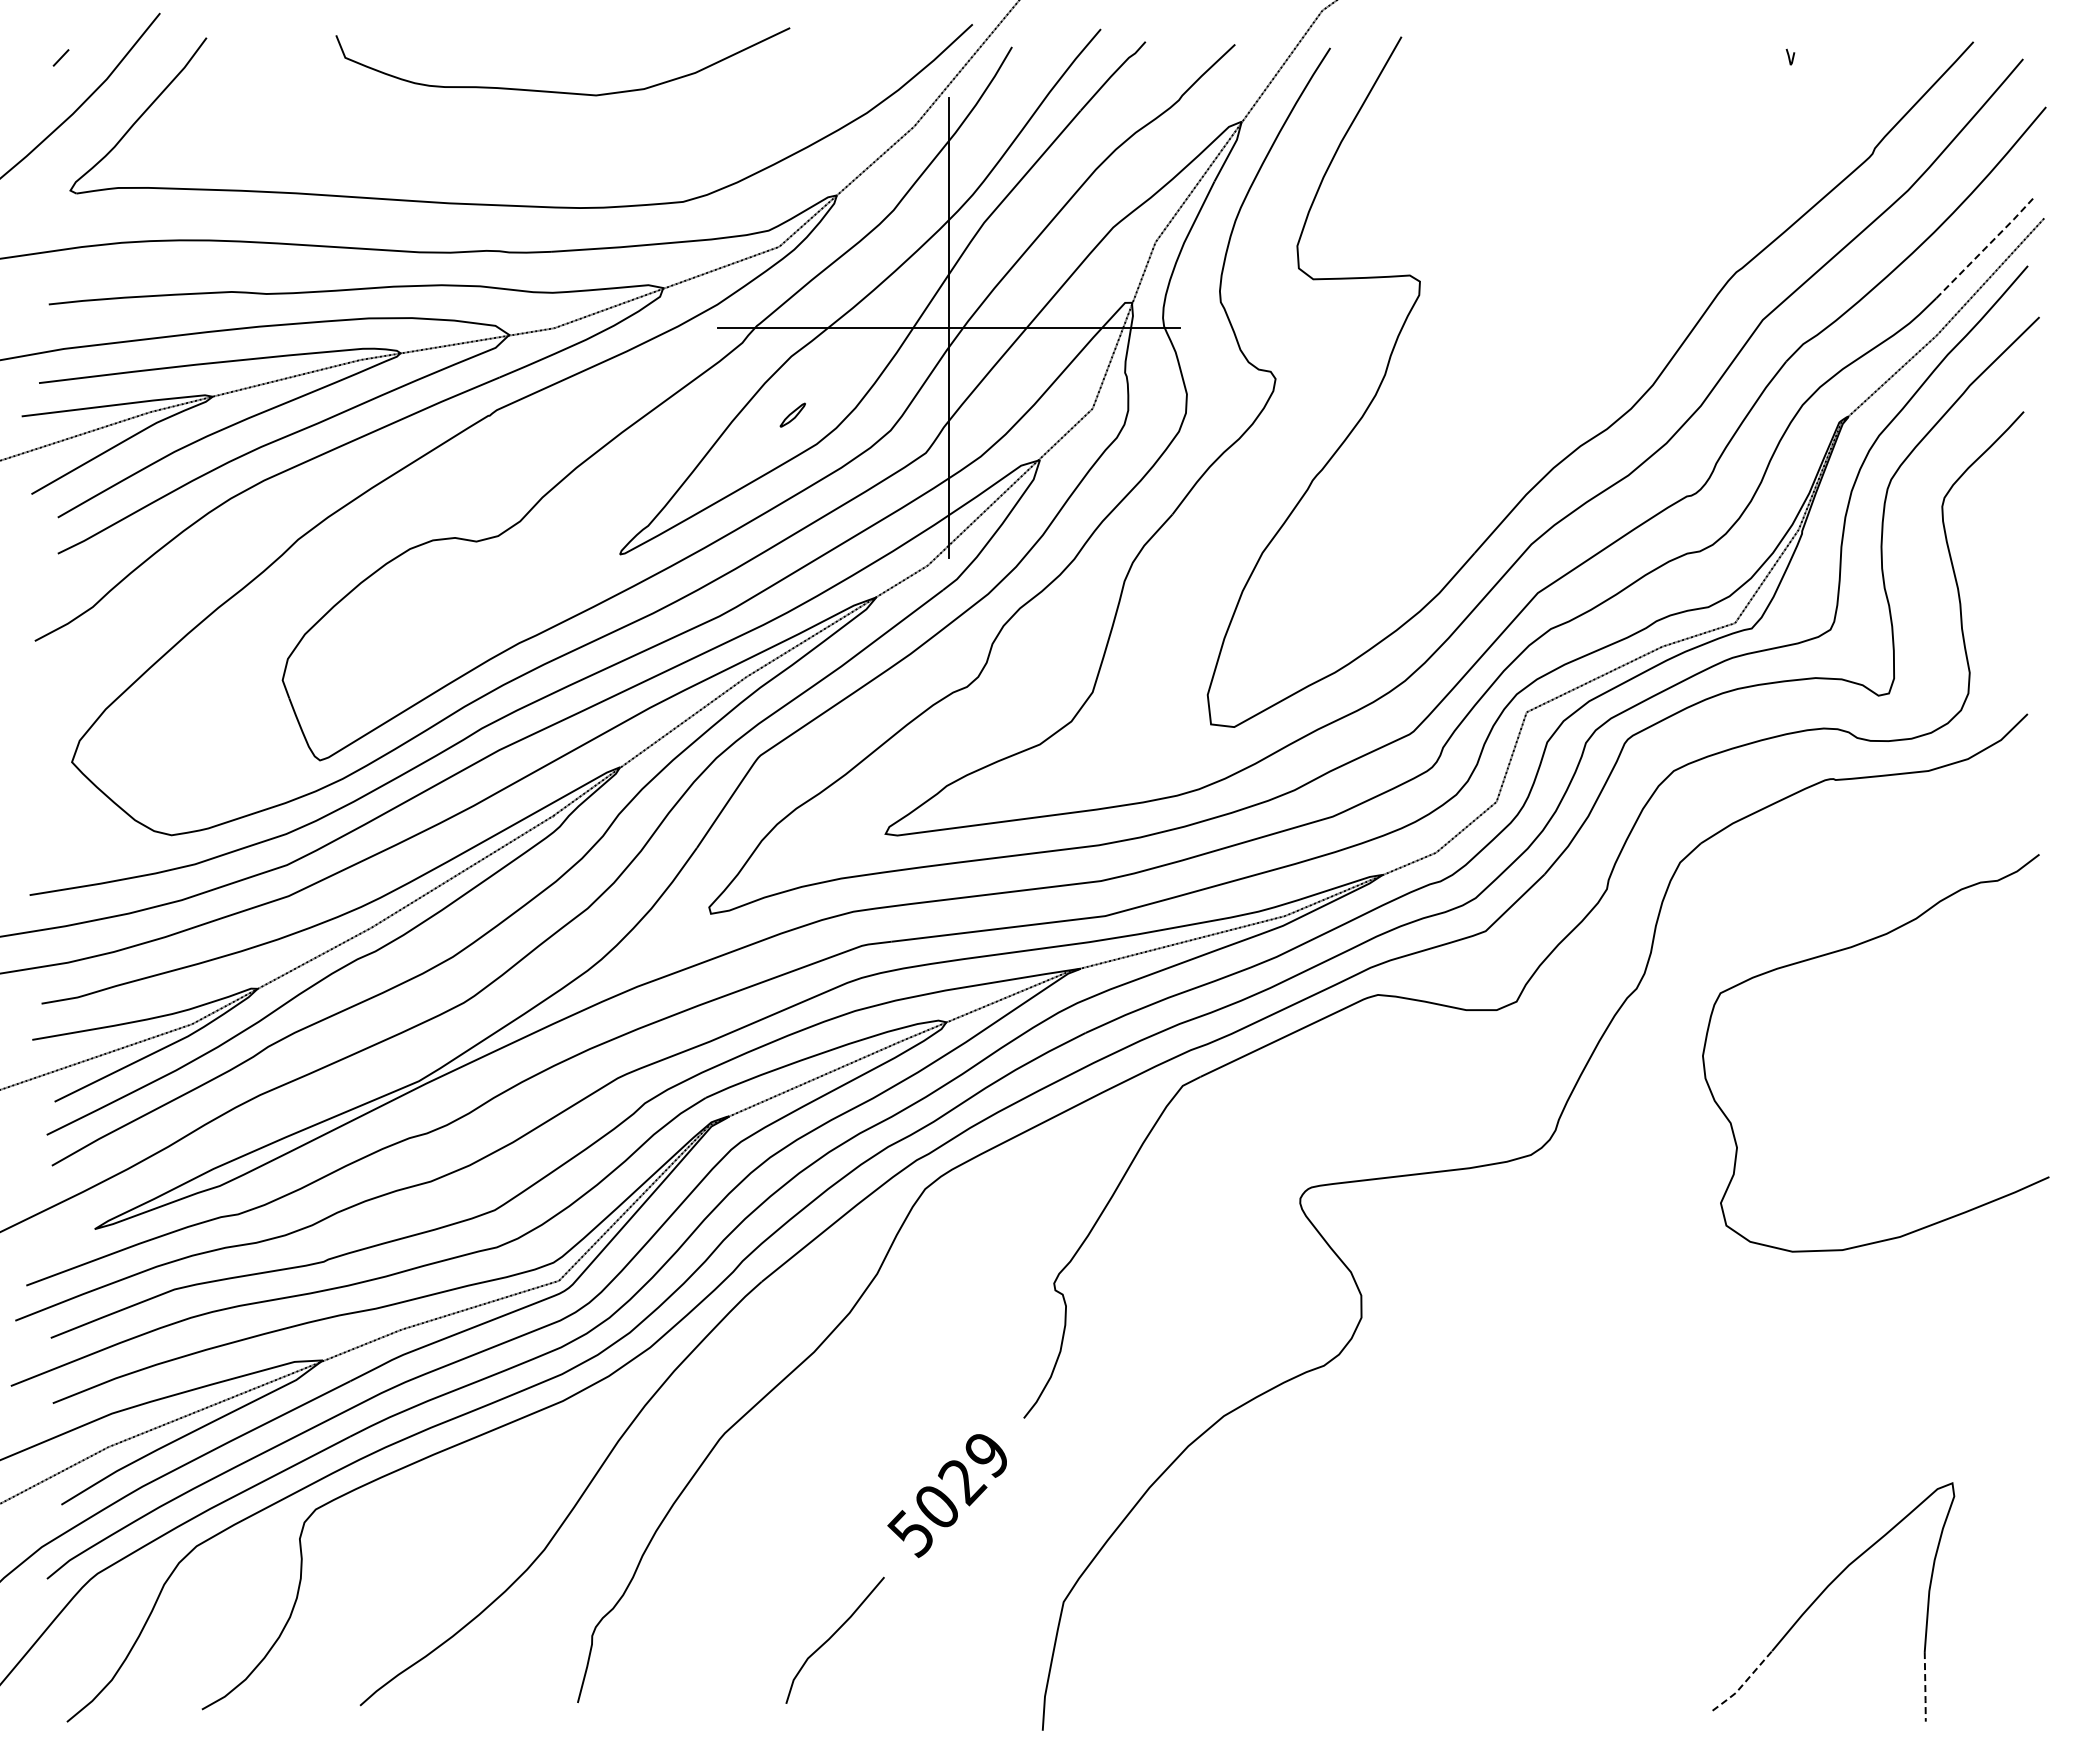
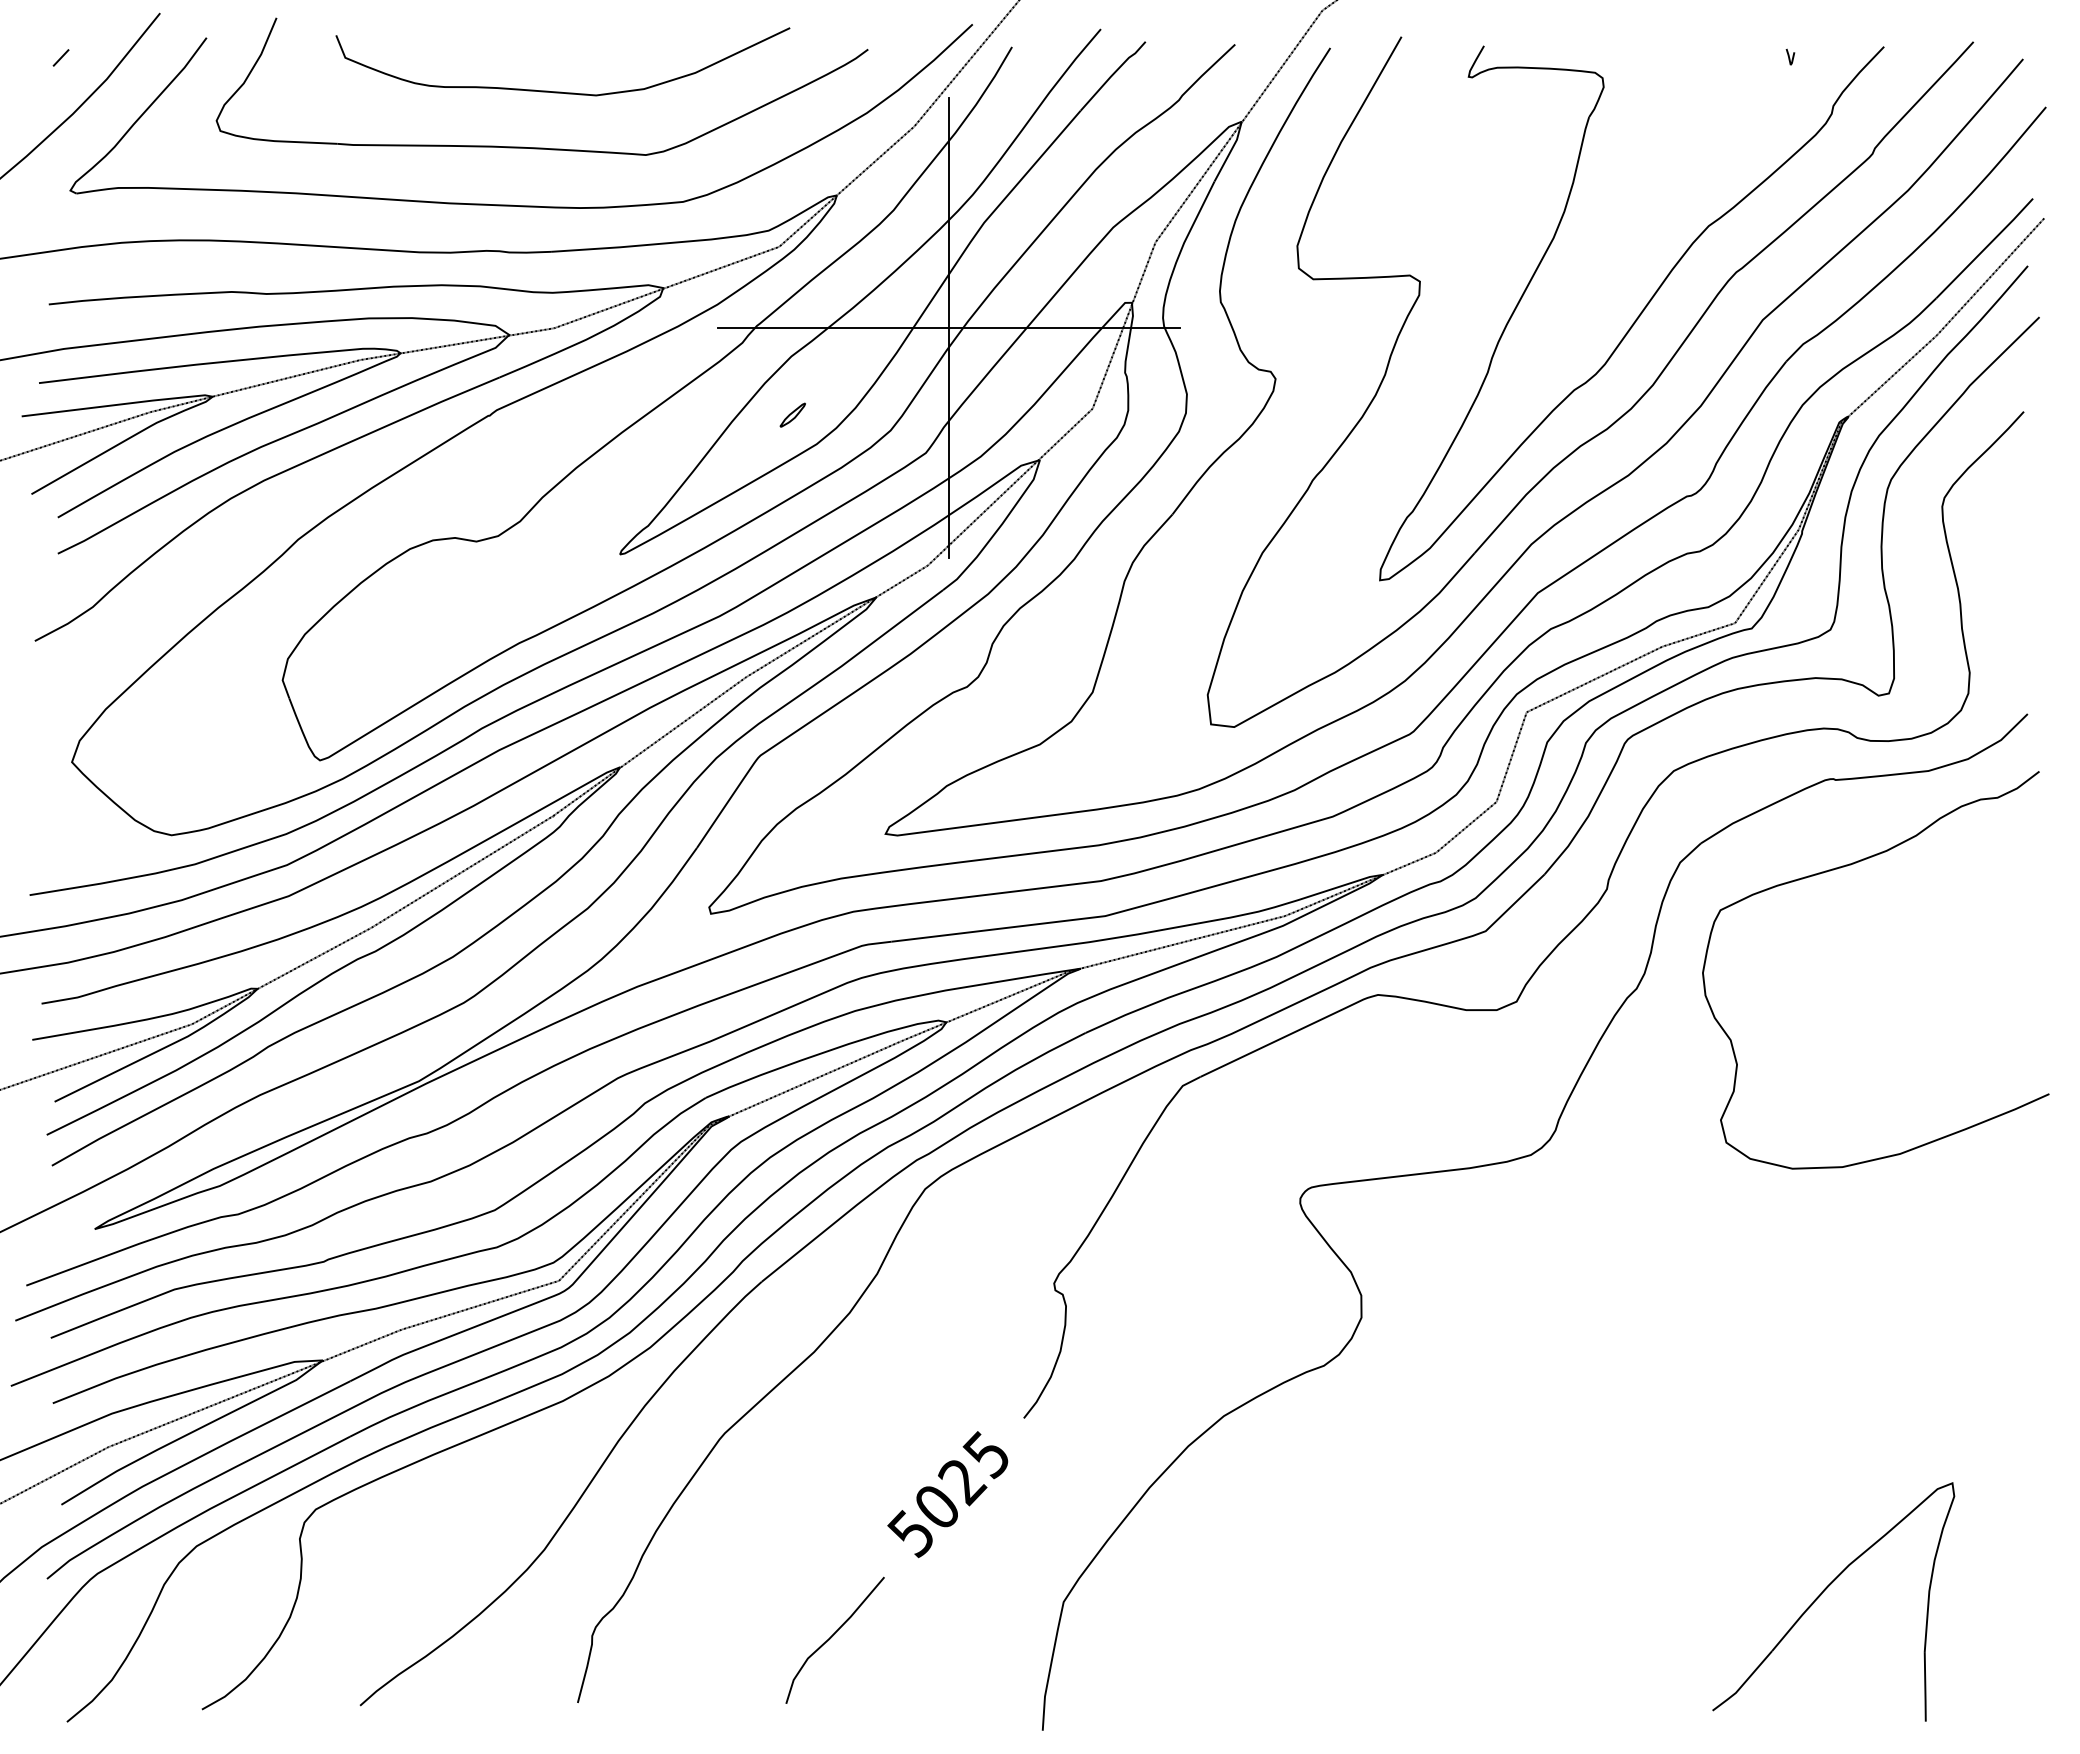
part: none -> present (541, 147)
line: dashed -> solid (1985, 248)
part: none -> present (1637, 316)
curve position: (1844, 950) -> (1844, 867) (1844, 867)
text: 5029 -> 5025 (985, 1455)
line: dashed -> solid (1743, 1684)
line: dashed -> solid (1925, 1687)
